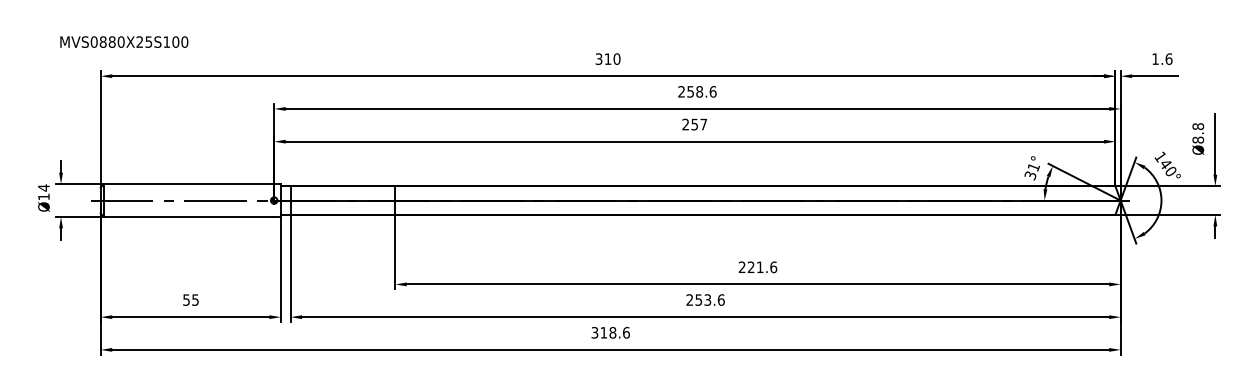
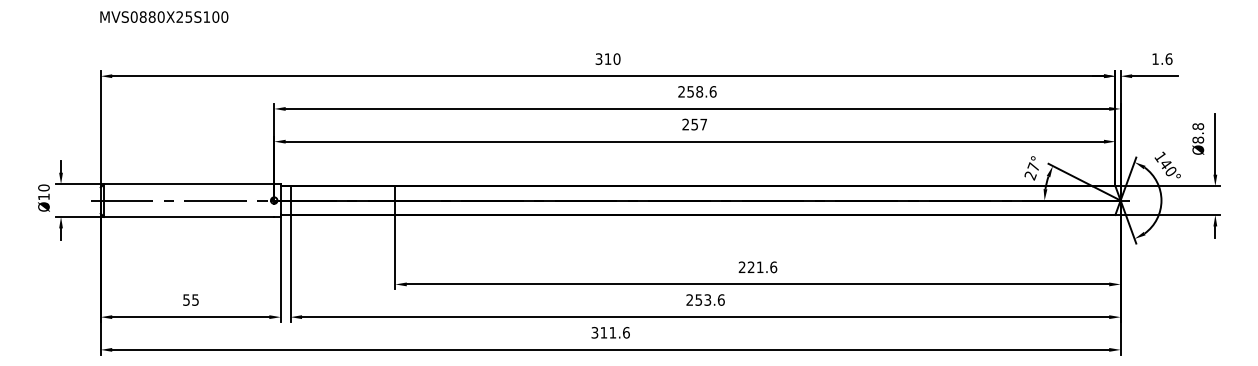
text position: (124, 41) -> (164, 16) (164, 16)
text: 31° -> 27° (1032, 171)
text: Ø14 -> Ø10 (43, 187)
text: 318.6 -> 311.6 (612, 332)
